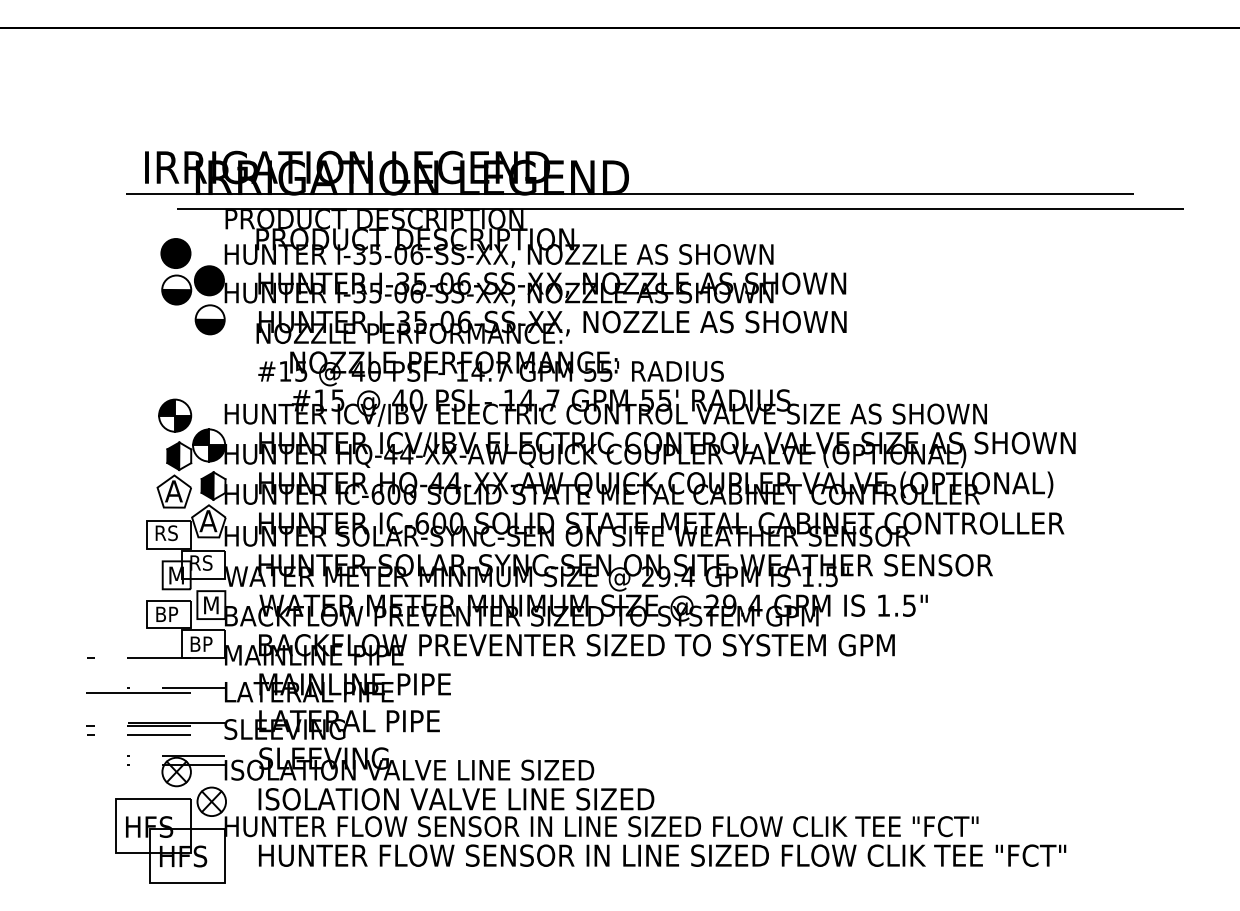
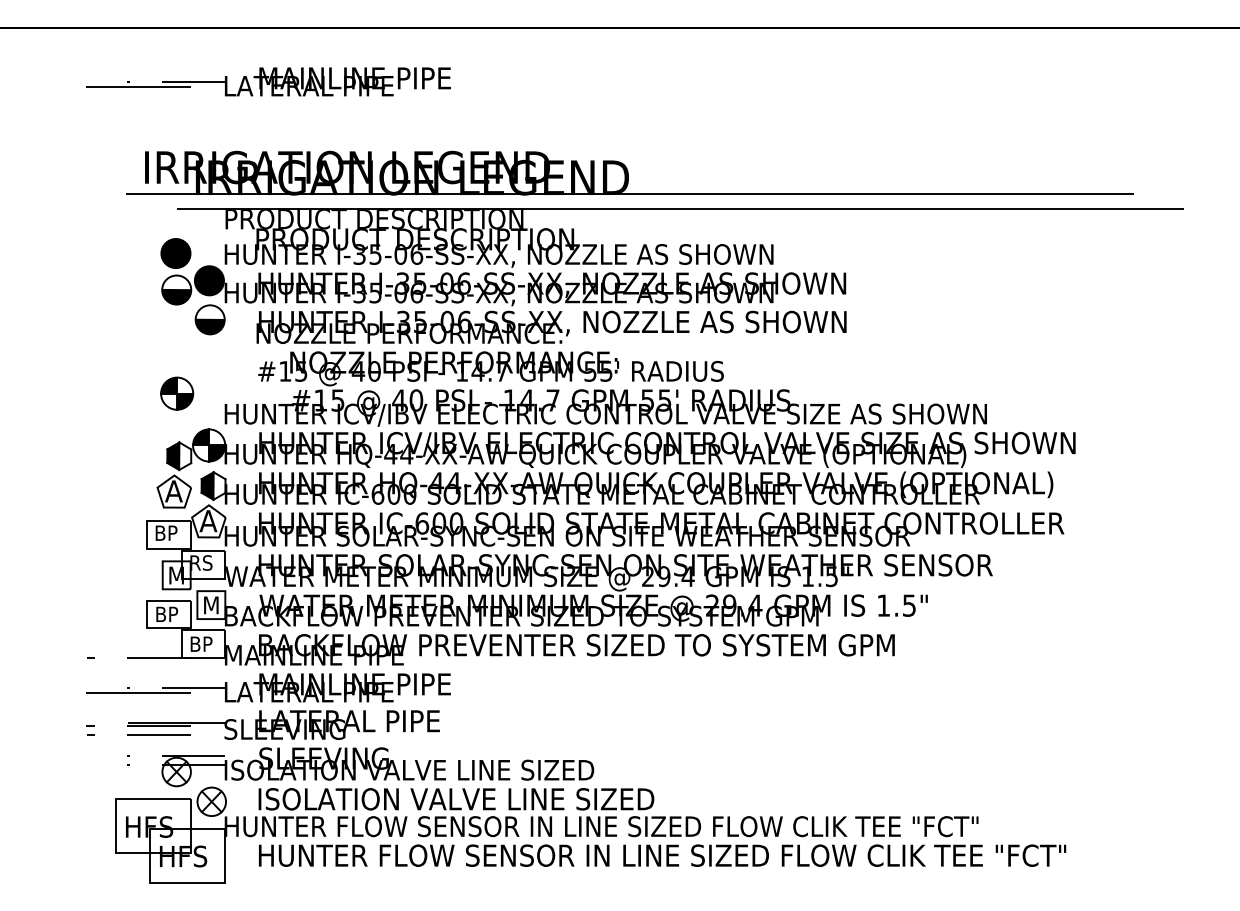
part: none -> present (268, 81)
part position: (175, 415) -> (177, 393) (177, 393)
text: RS -> BP (167, 533)
